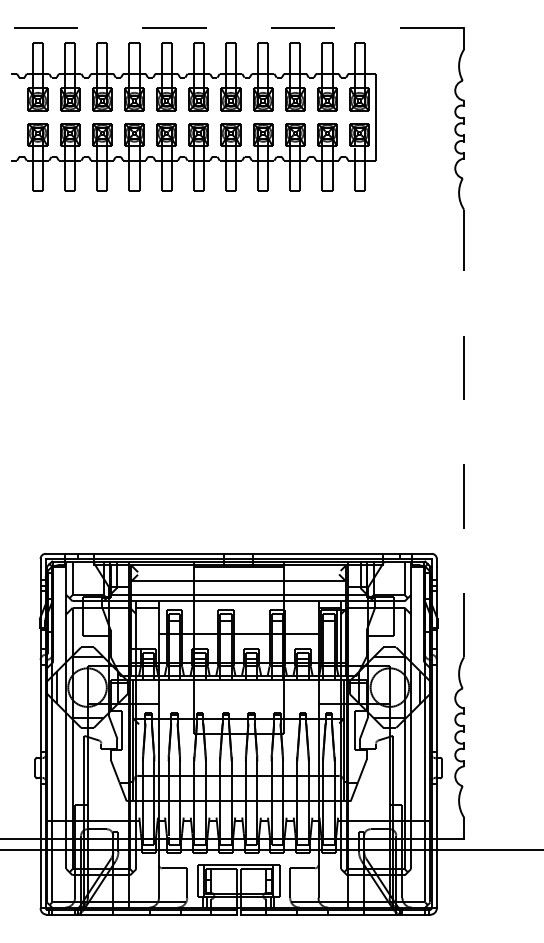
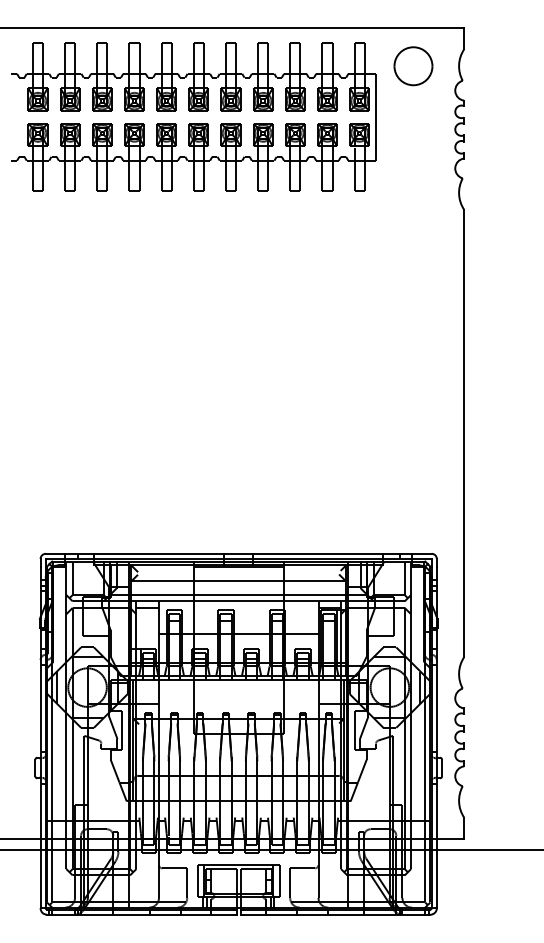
line: dashed -> solid (232, 28)
part: none -> present (413, 66)
line: dashed -> solid (464, 433)
